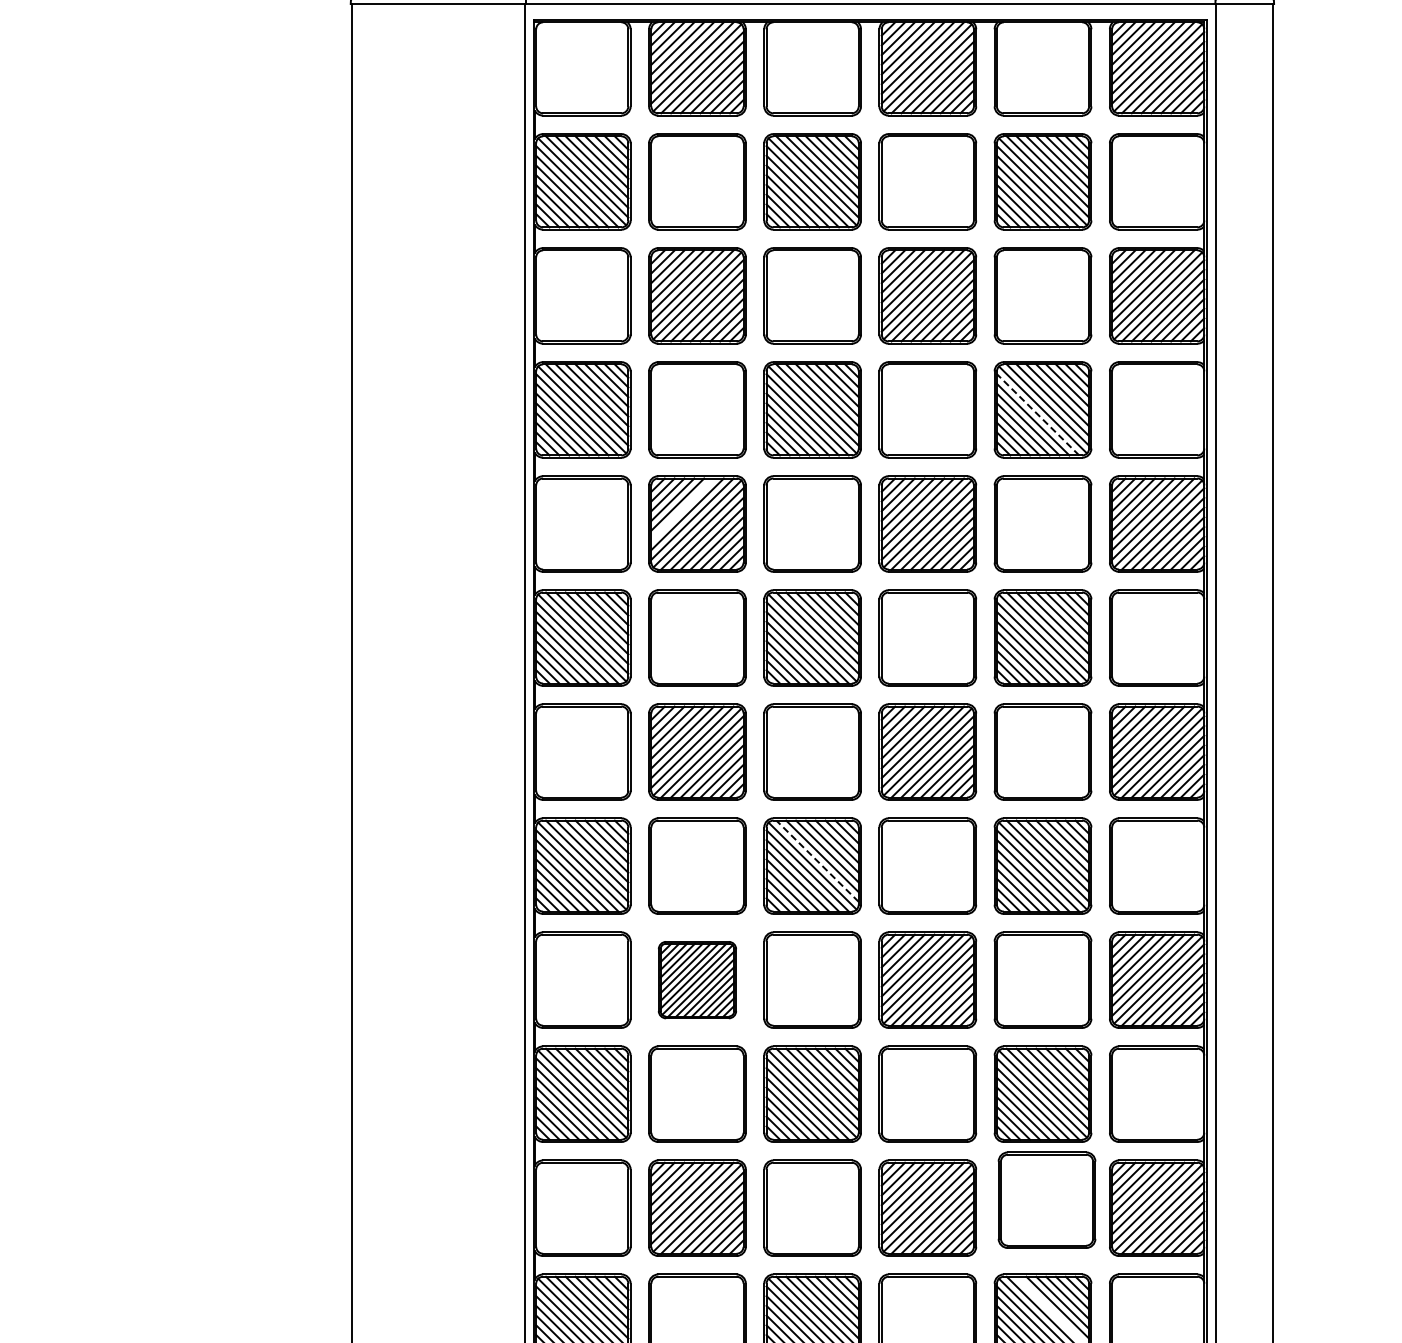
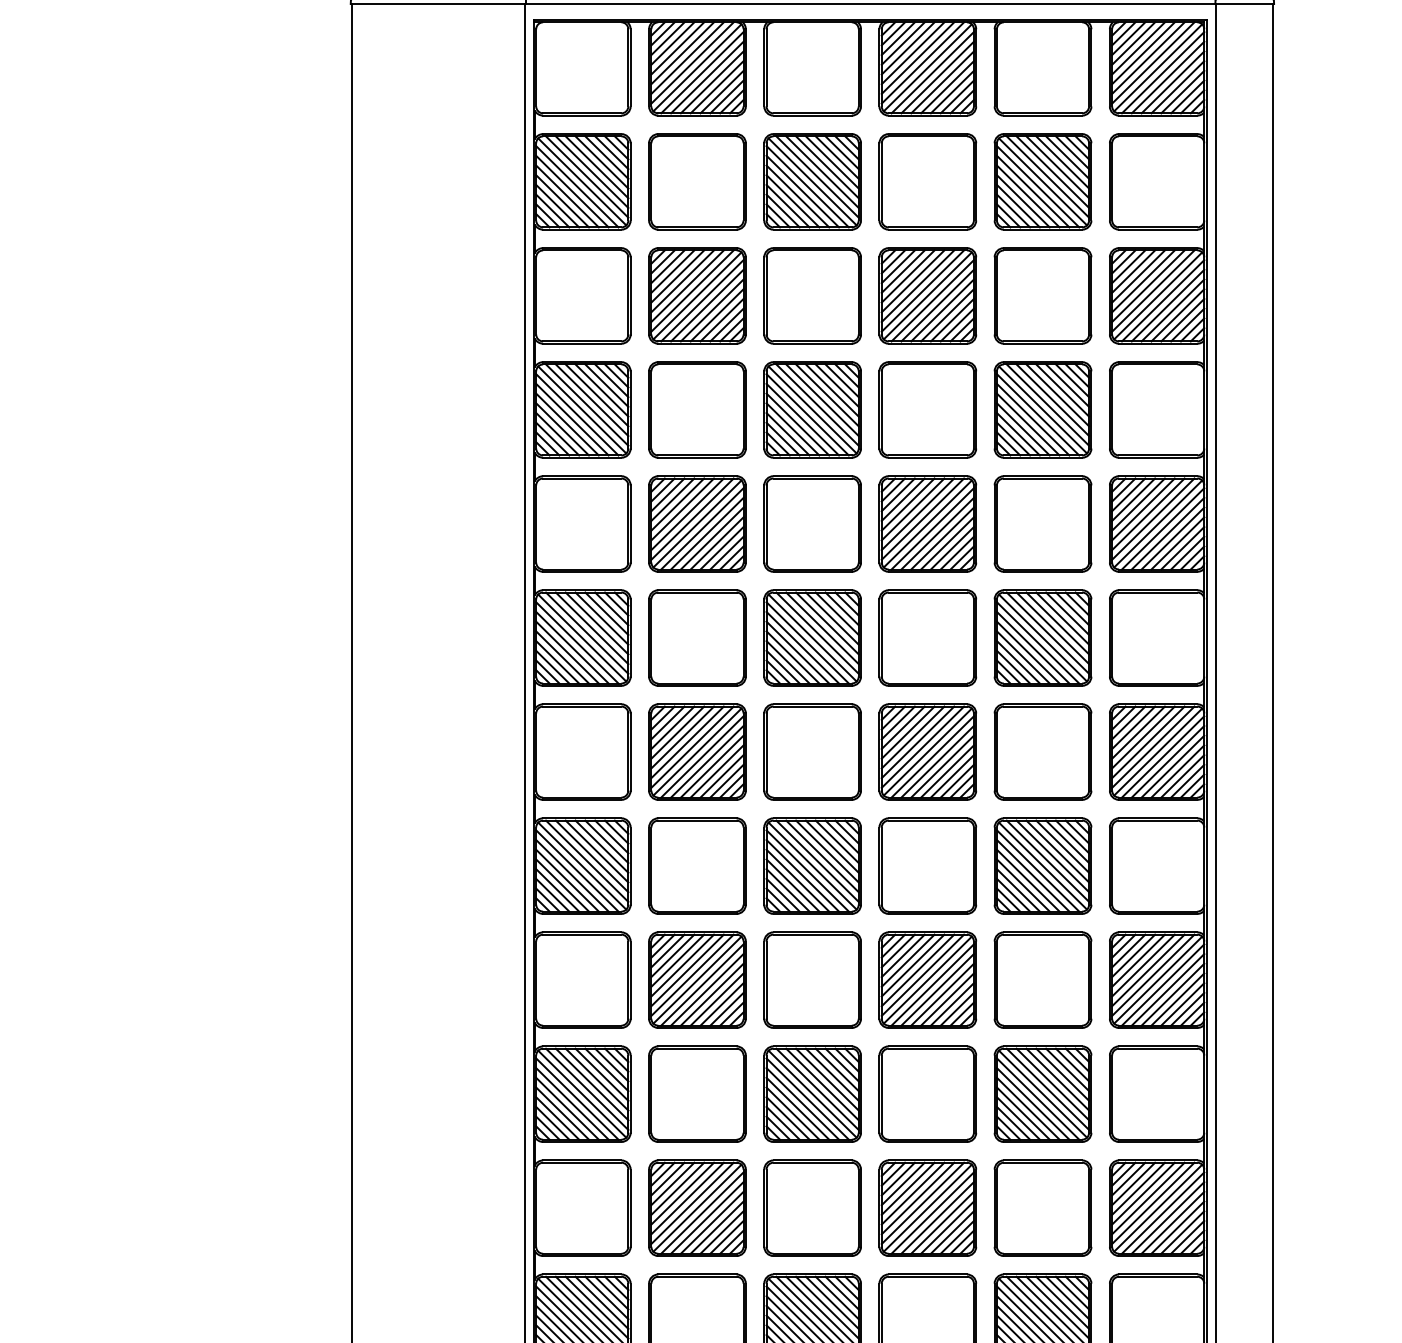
line: dashed -> solid (1038, 414)
line: none -> present (682, 509)
line: dashed -> solid (817, 861)
part size: 80x79 px -> 99x98 px (697, 979)
part position: (1046, 1199) -> (1042, 1207) (1042, 1207)
line: none -> present (1048, 1307)
